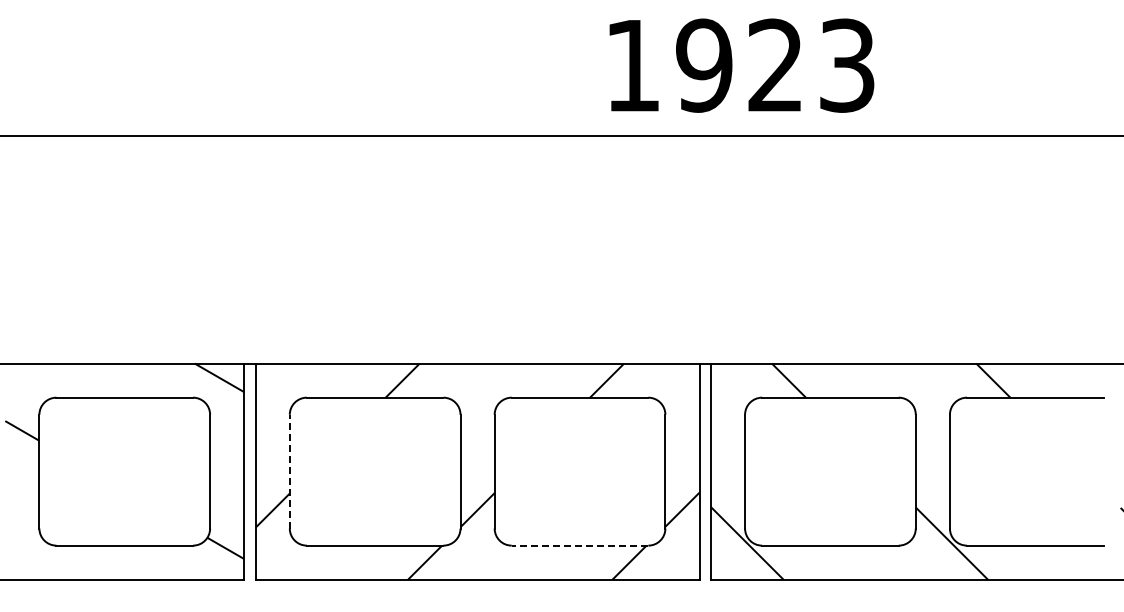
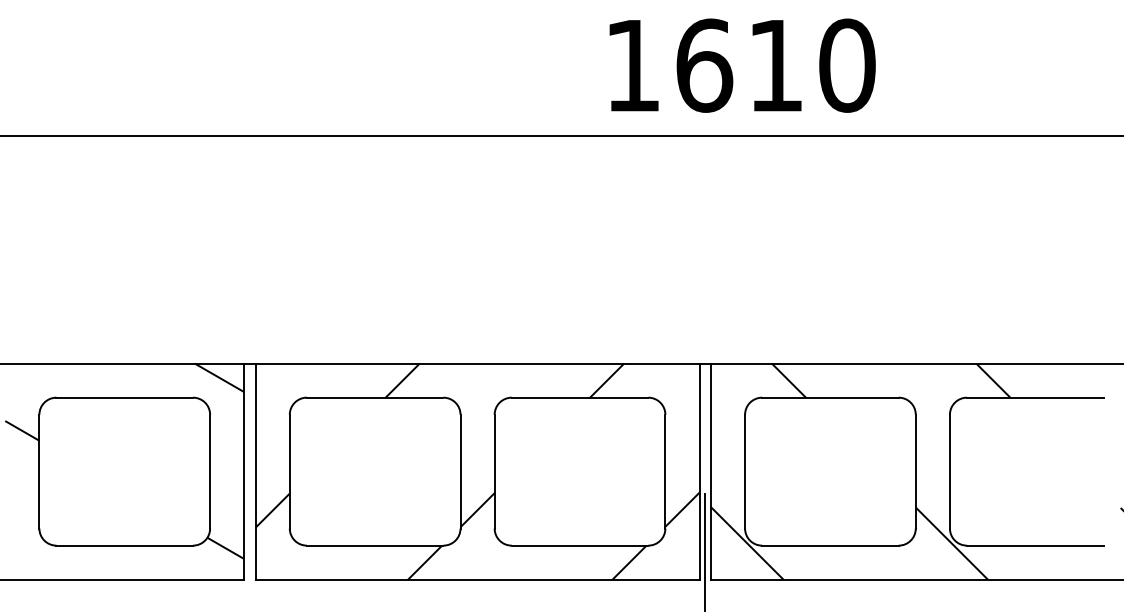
text: 1923 -> 1610 (775, 65)
line: dashed -> solid (289, 471)
line: dashed -> solid (579, 545)
line: none -> present (705, 550)
